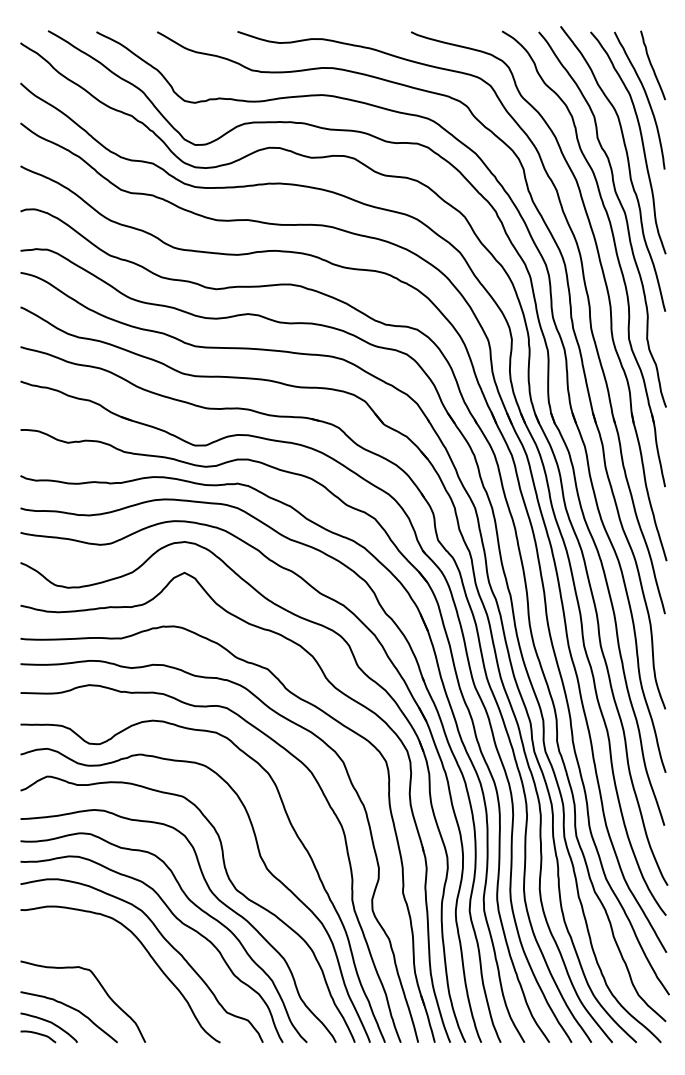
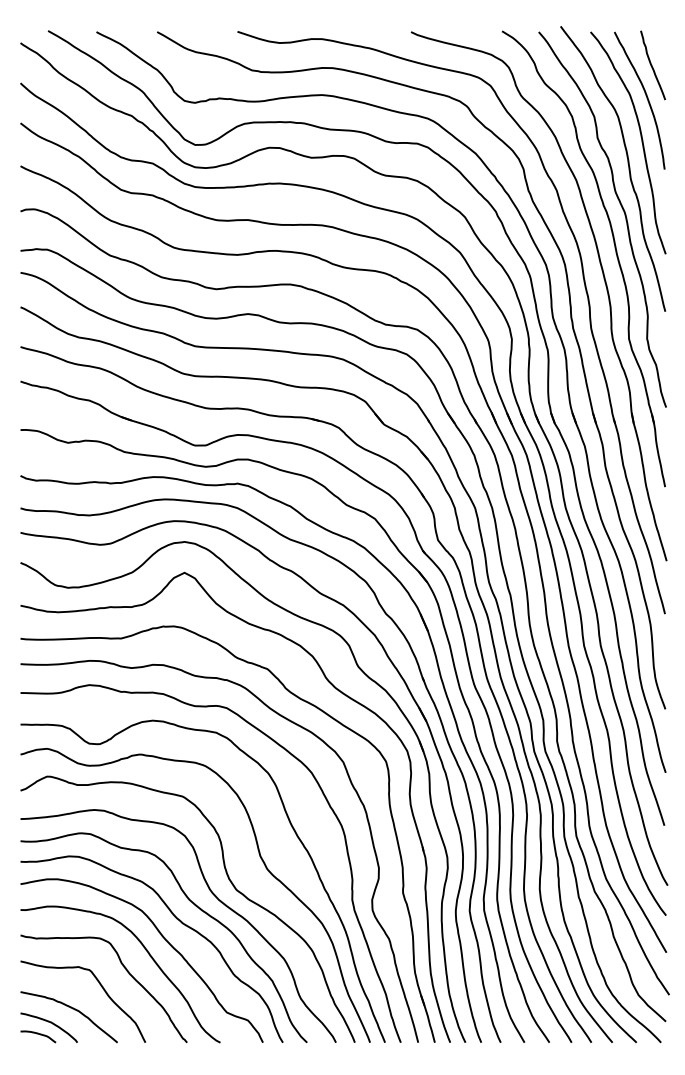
curve: none -> present (126, 971)
